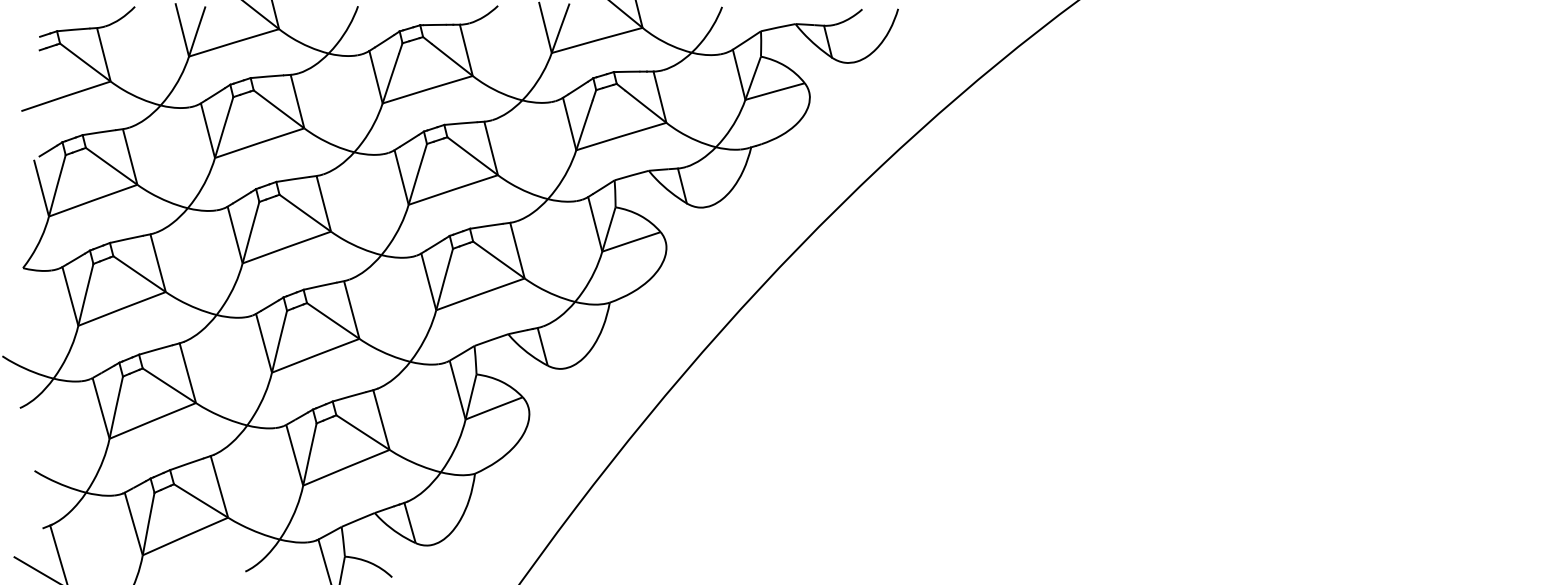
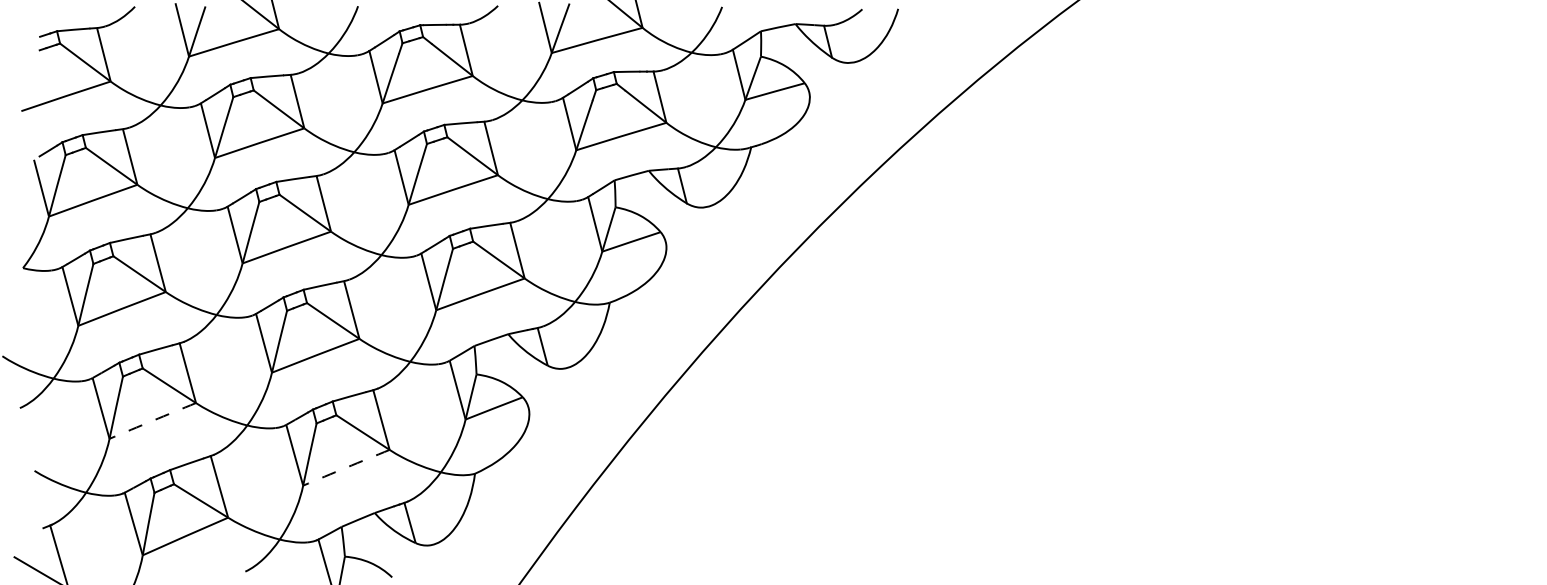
arc: solid -> dashed (152, 420)
arc: solid -> dashed (346, 467)
